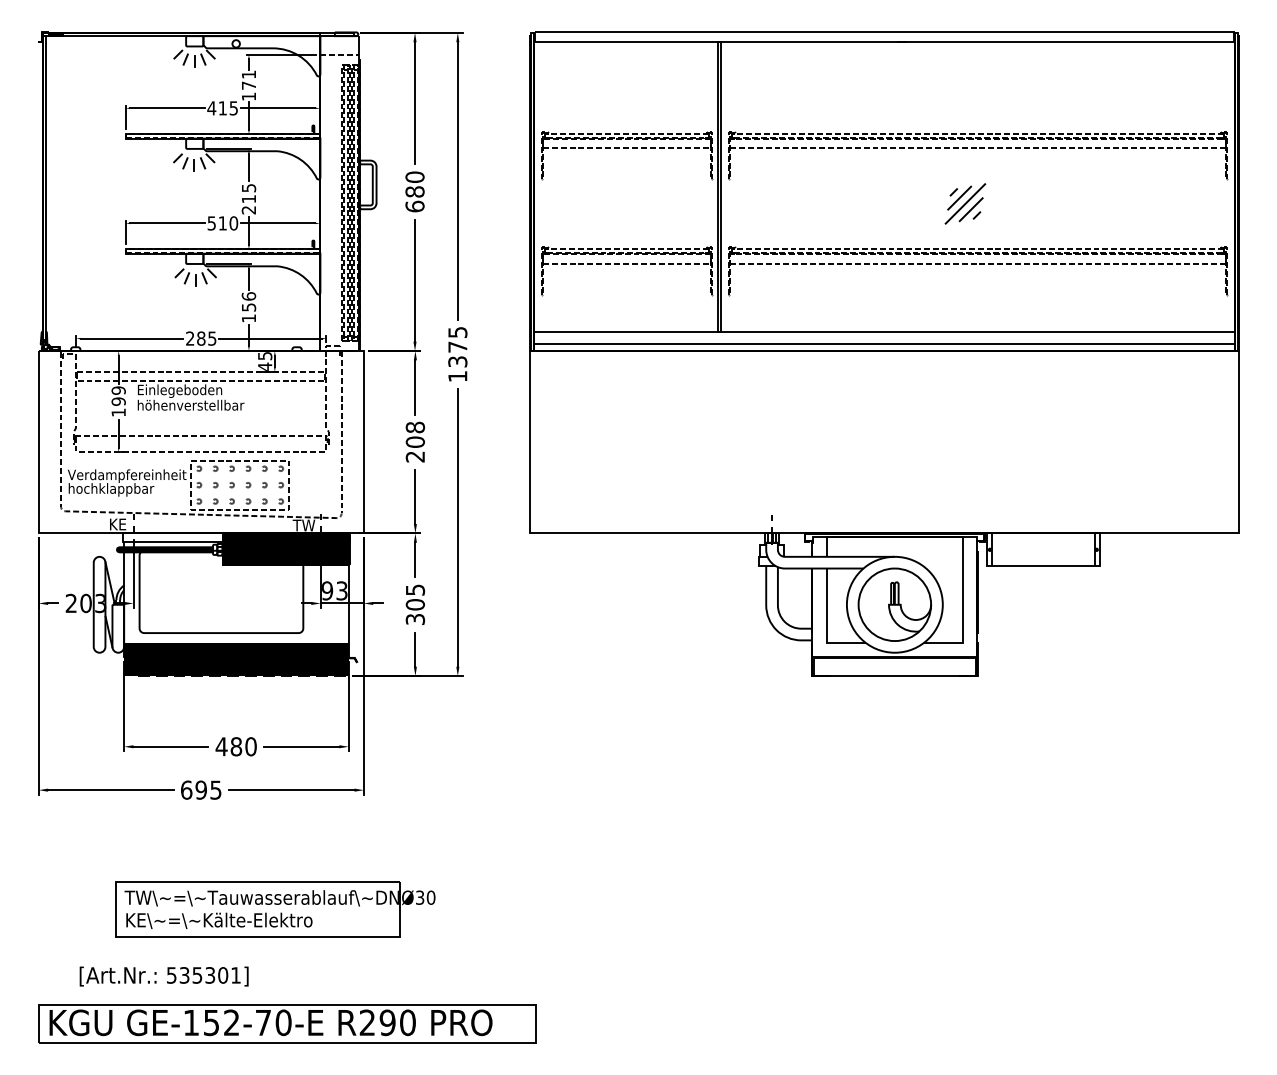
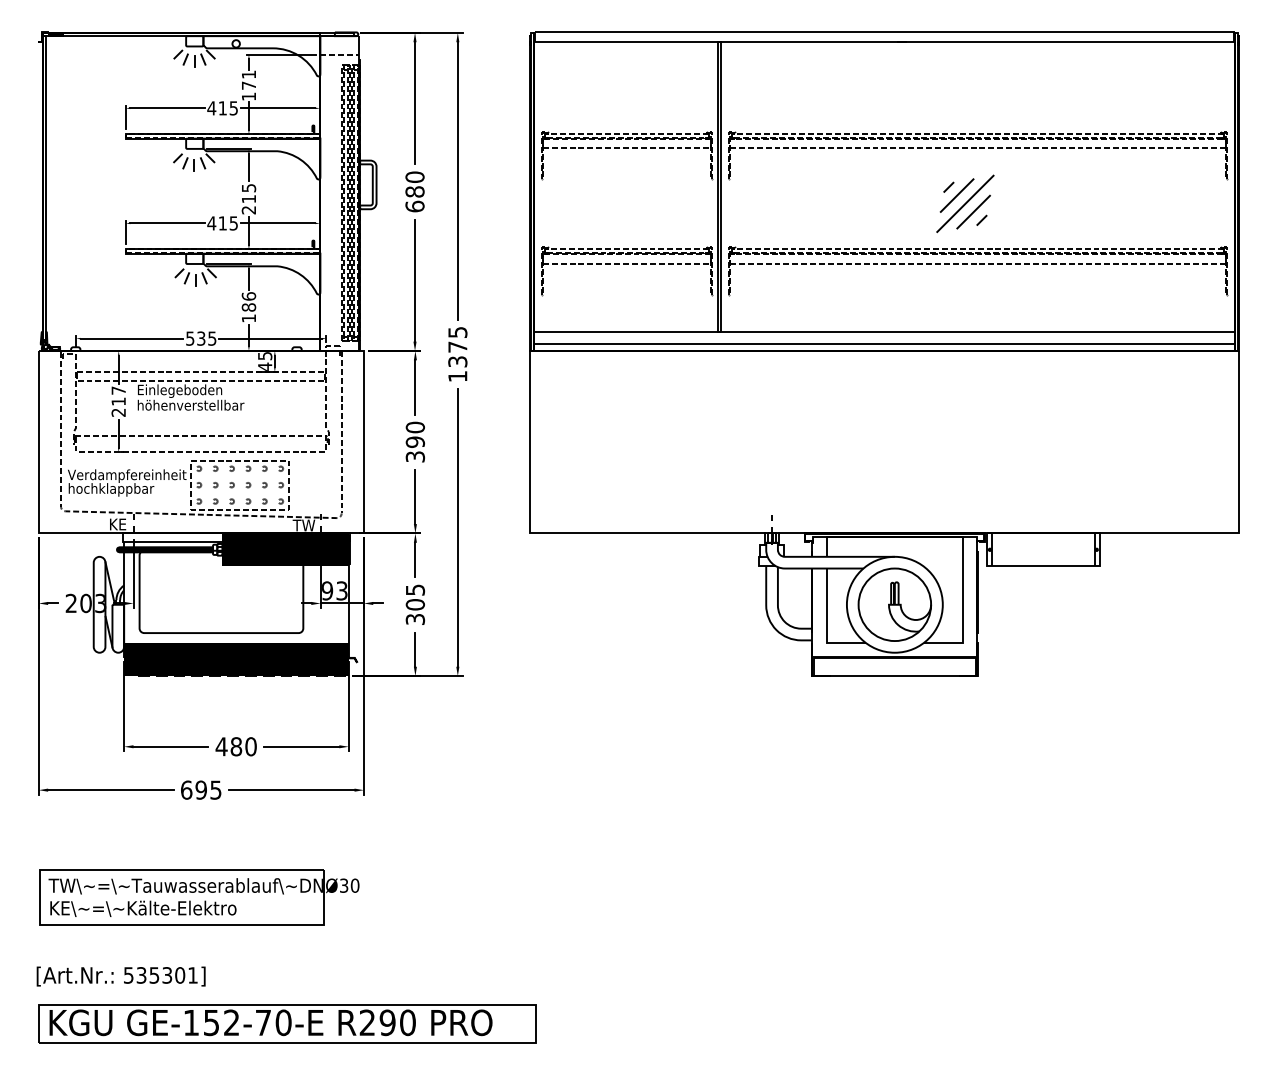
part size: 43x42 px -> 59x60 px (965, 203)
text: 510 -> 415 (222, 223)
text: 156 -> 186 (248, 307)
text: 285 -> 535 (195, 338)
text: 199 -> 217 (118, 401)
text: 208 -> 390 (415, 441)
part position: (275, 909) -> (199, 897) (199, 897)
text position: (163, 976) -> (120, 976) (120, 976)
